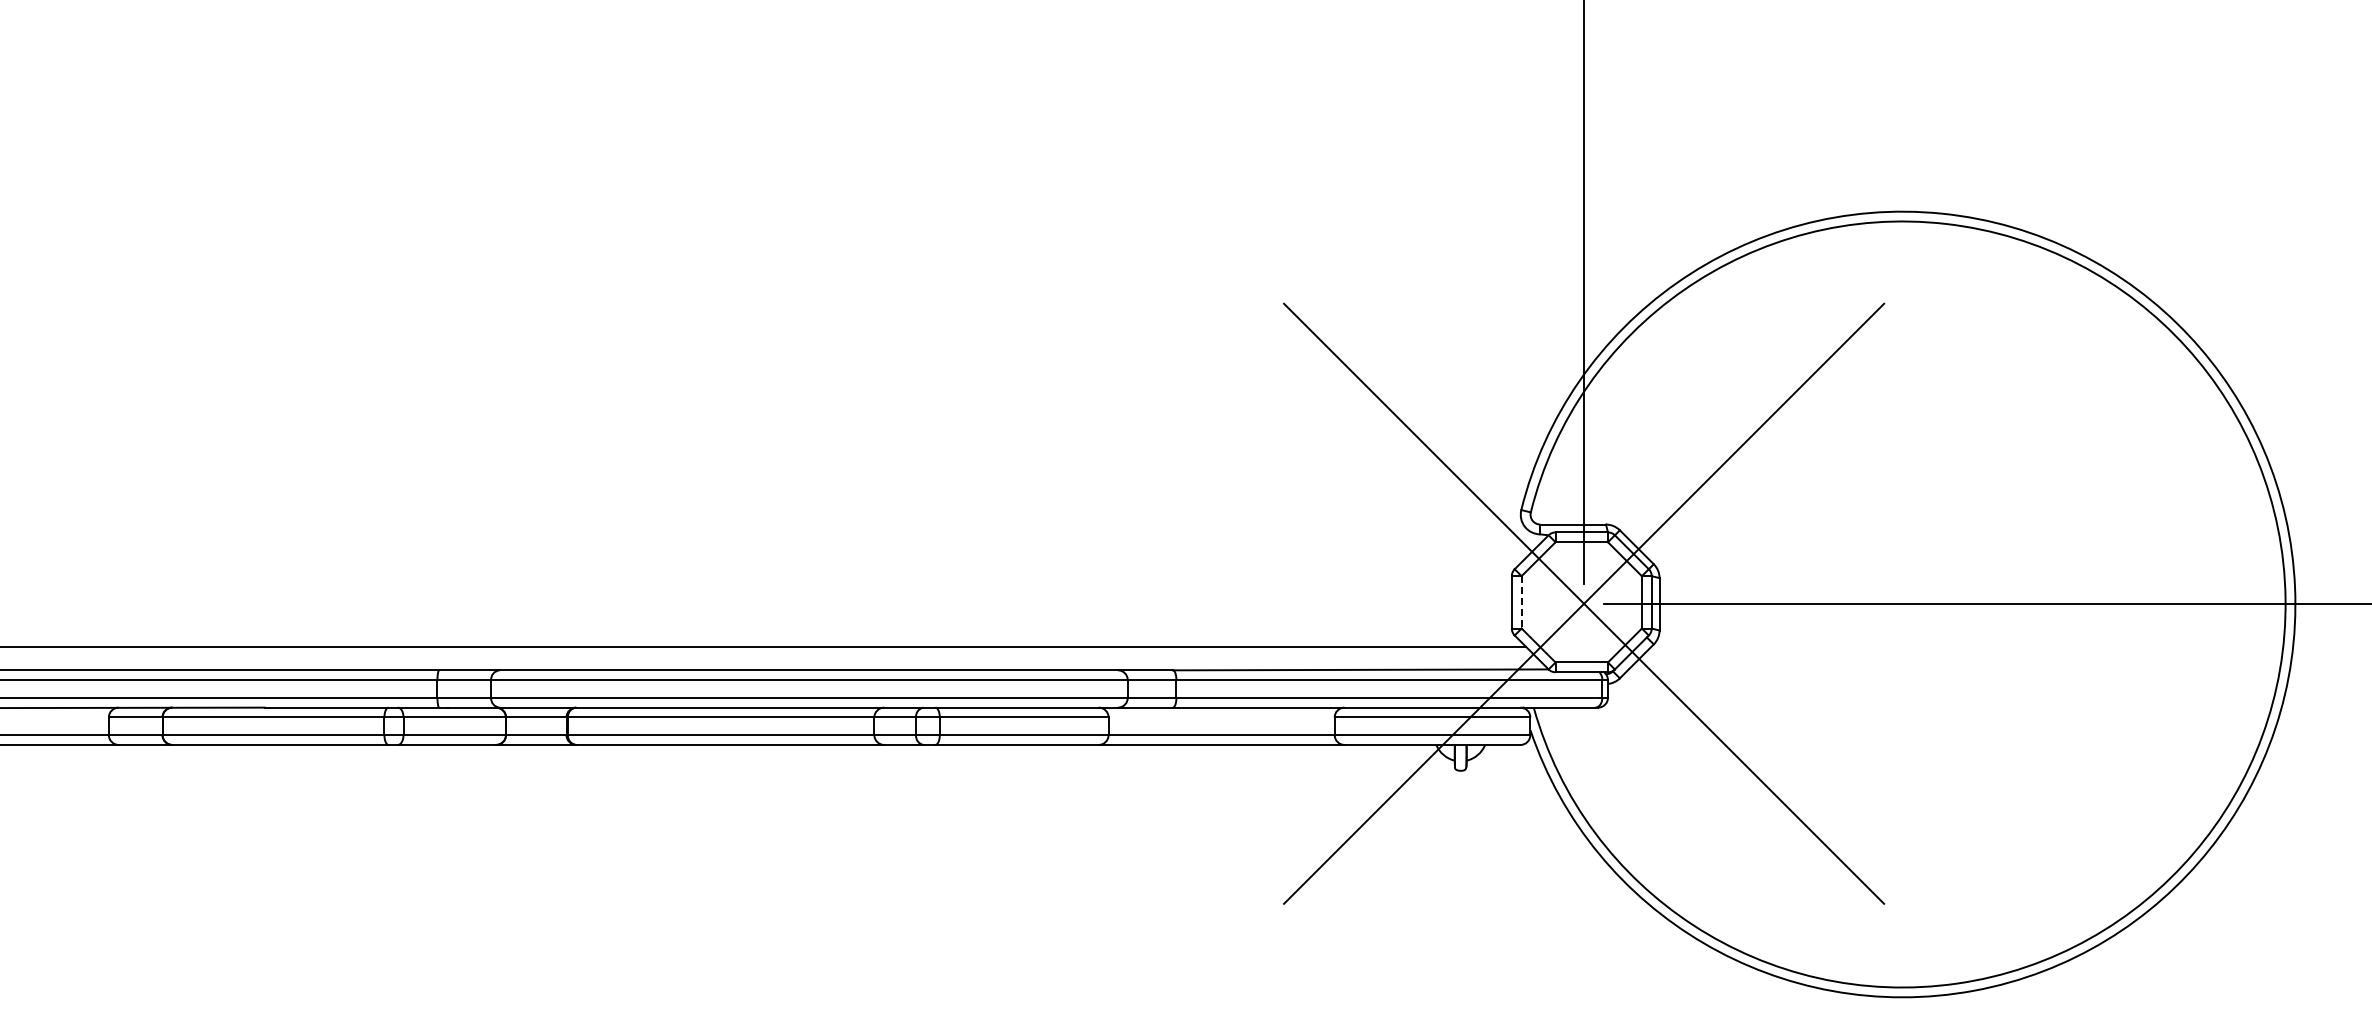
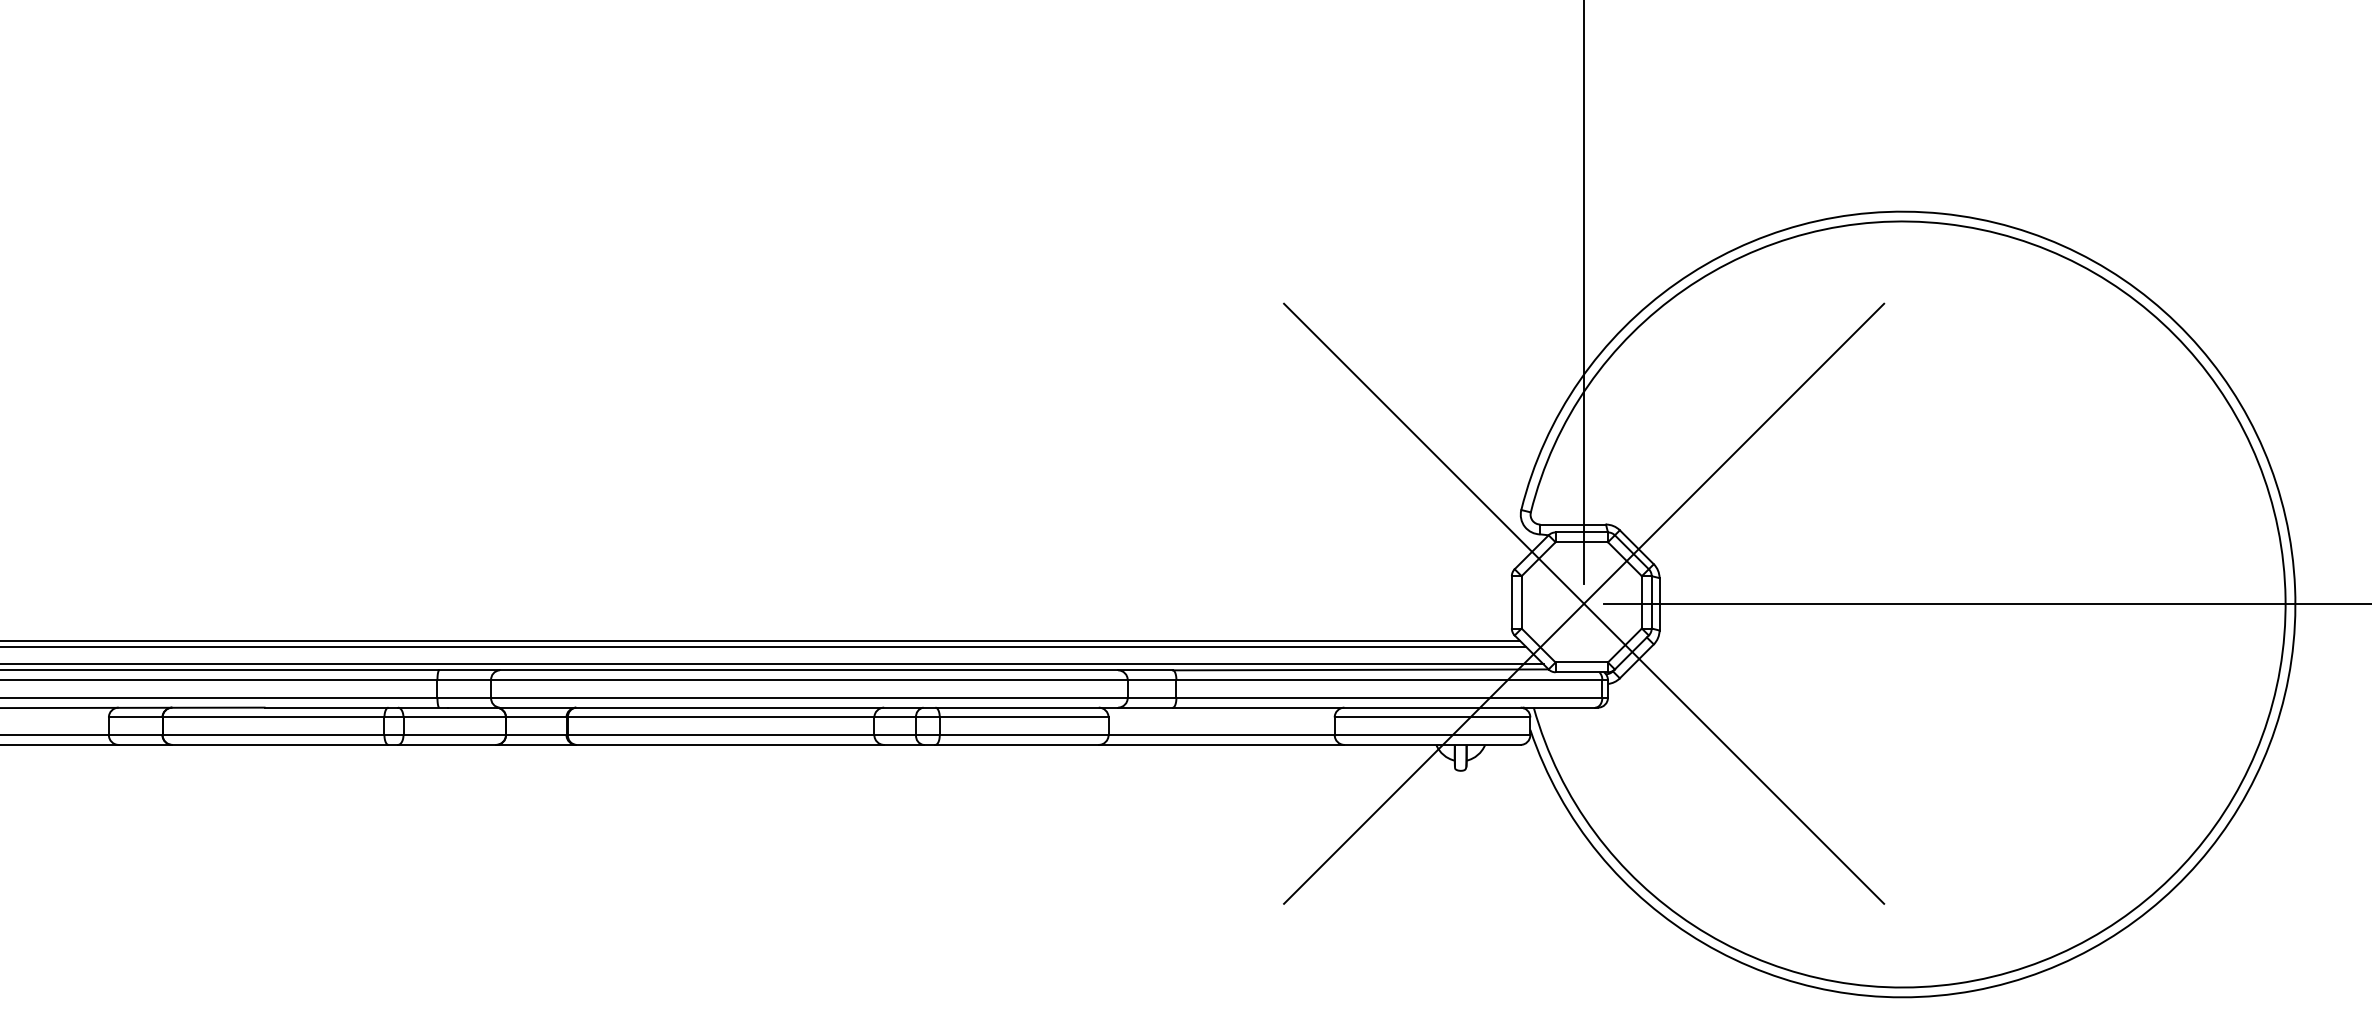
line: dashed -> solid (1521, 602)
line: none -> present (761, 640)
line: none -> present (772, 664)
